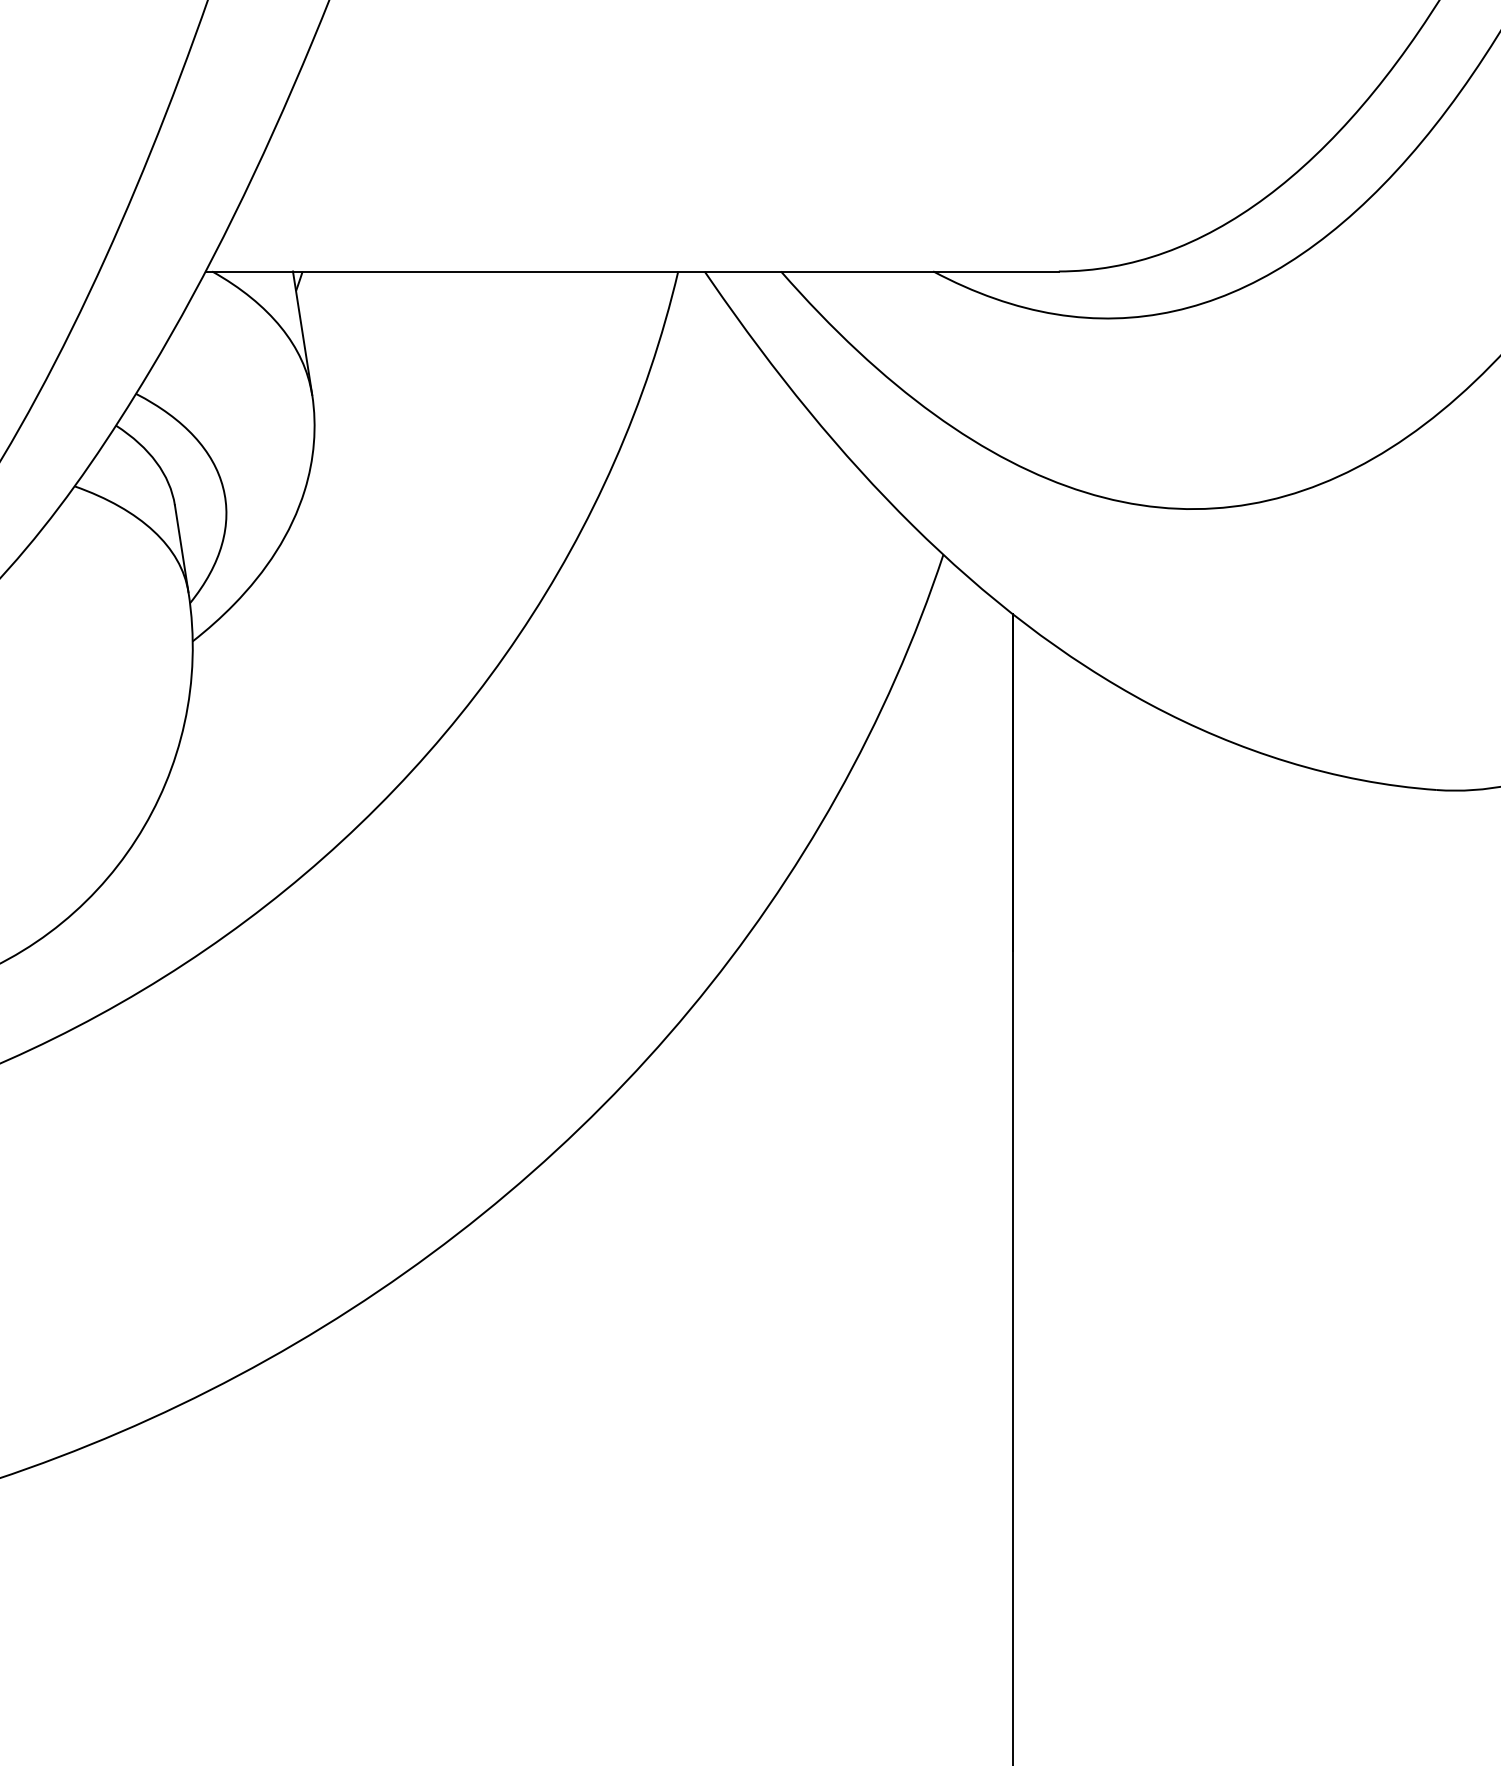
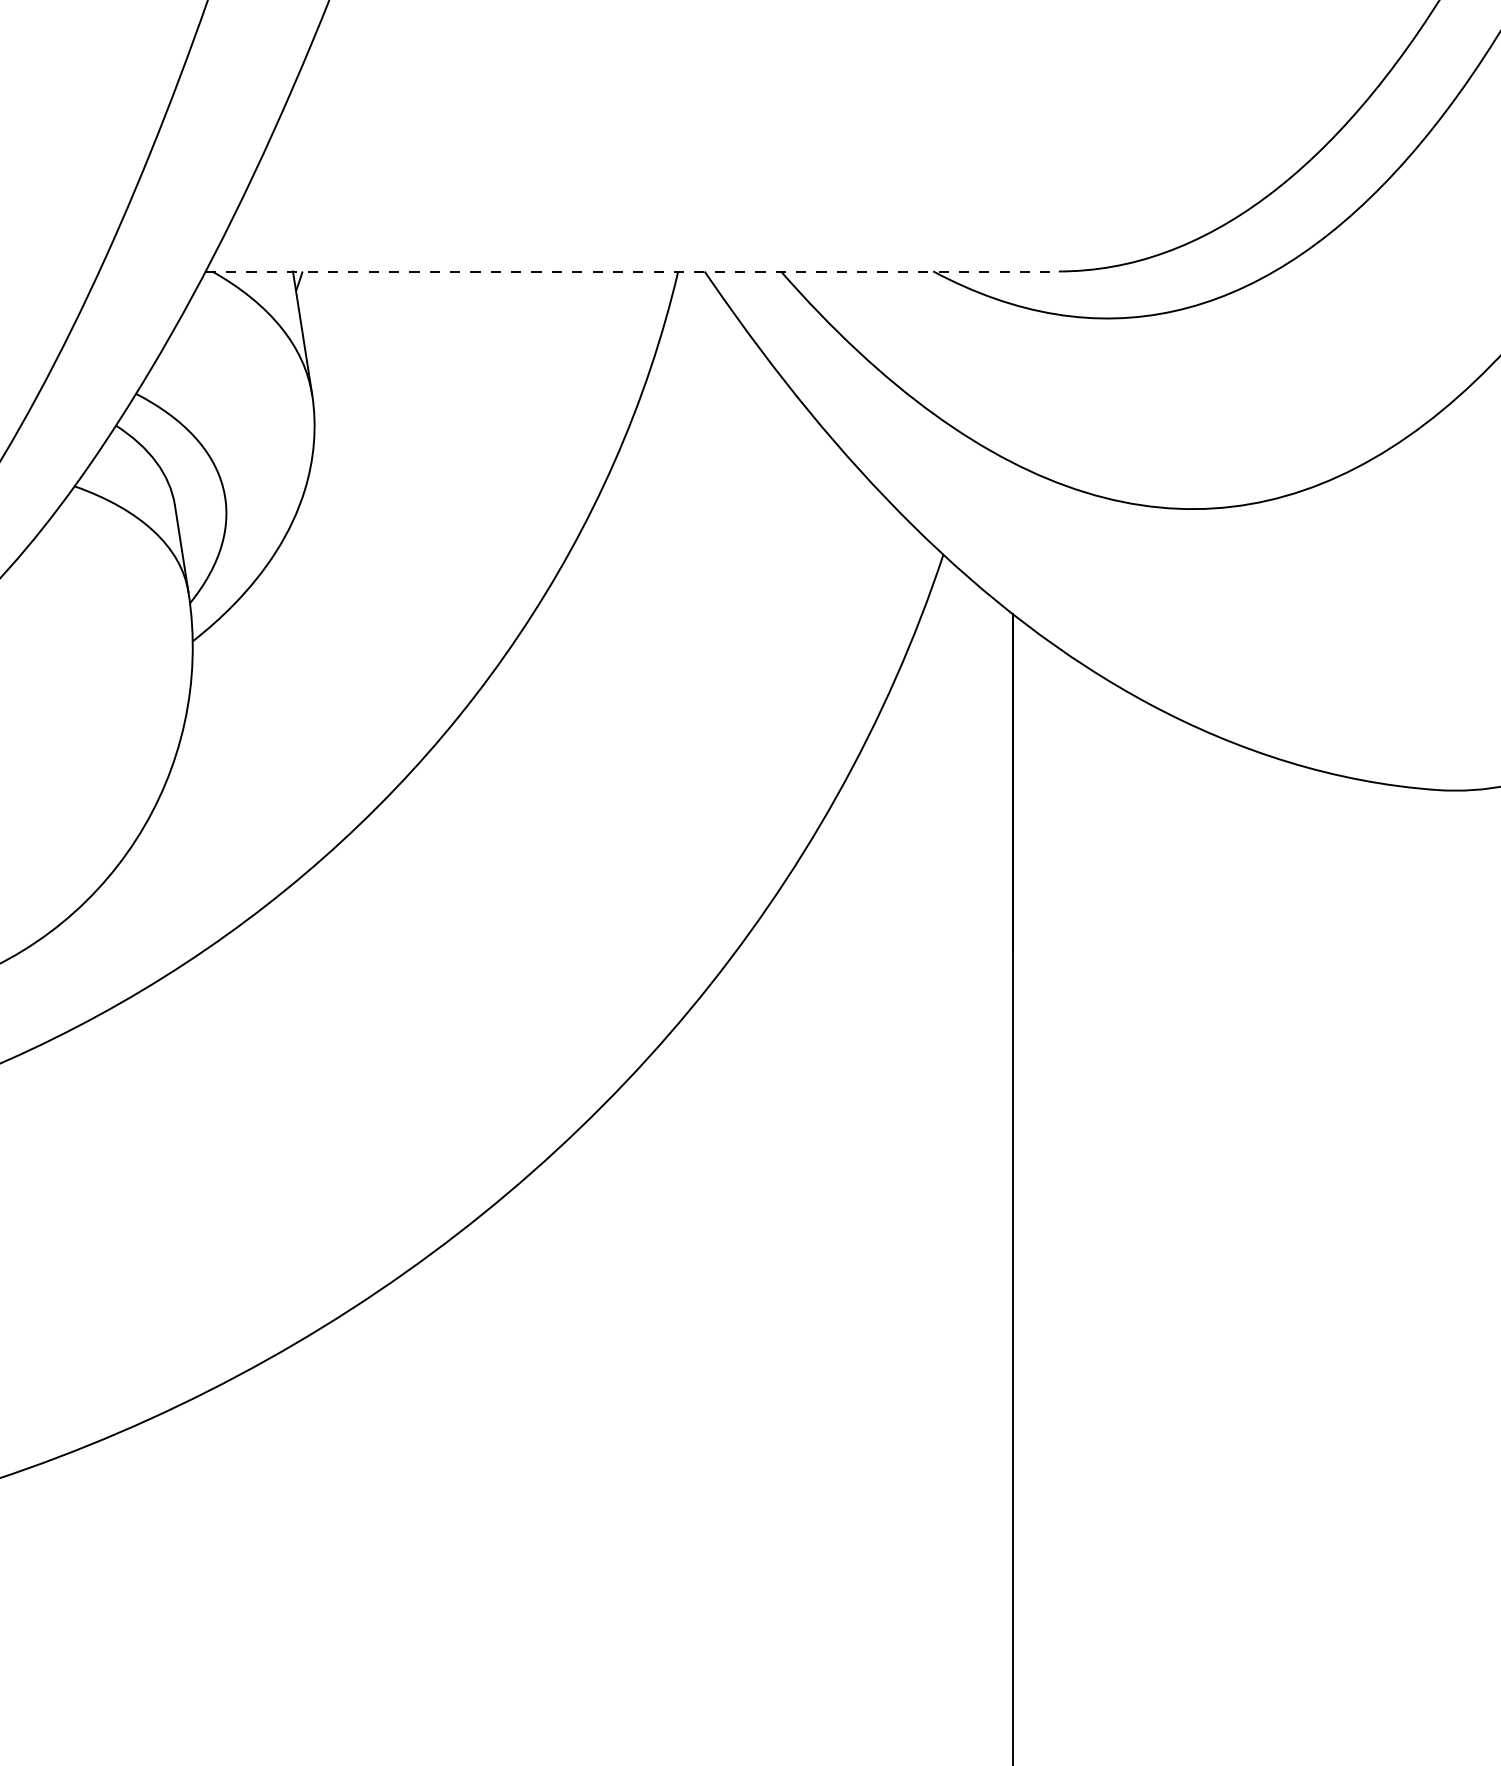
line: solid -> dashed (632, 271)
